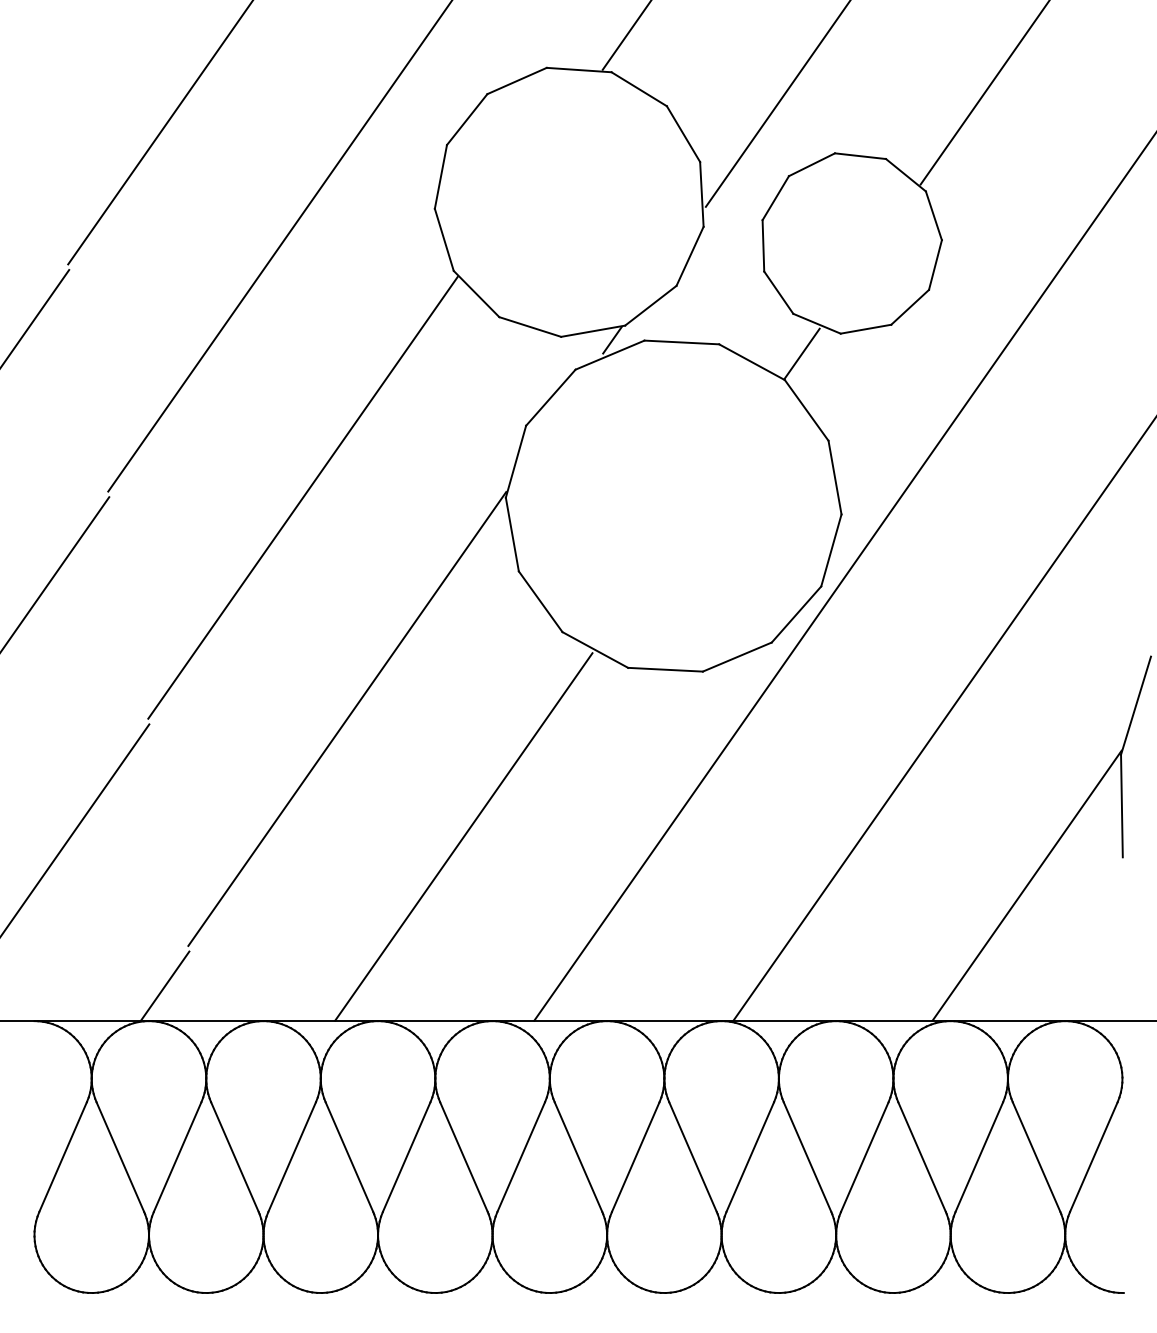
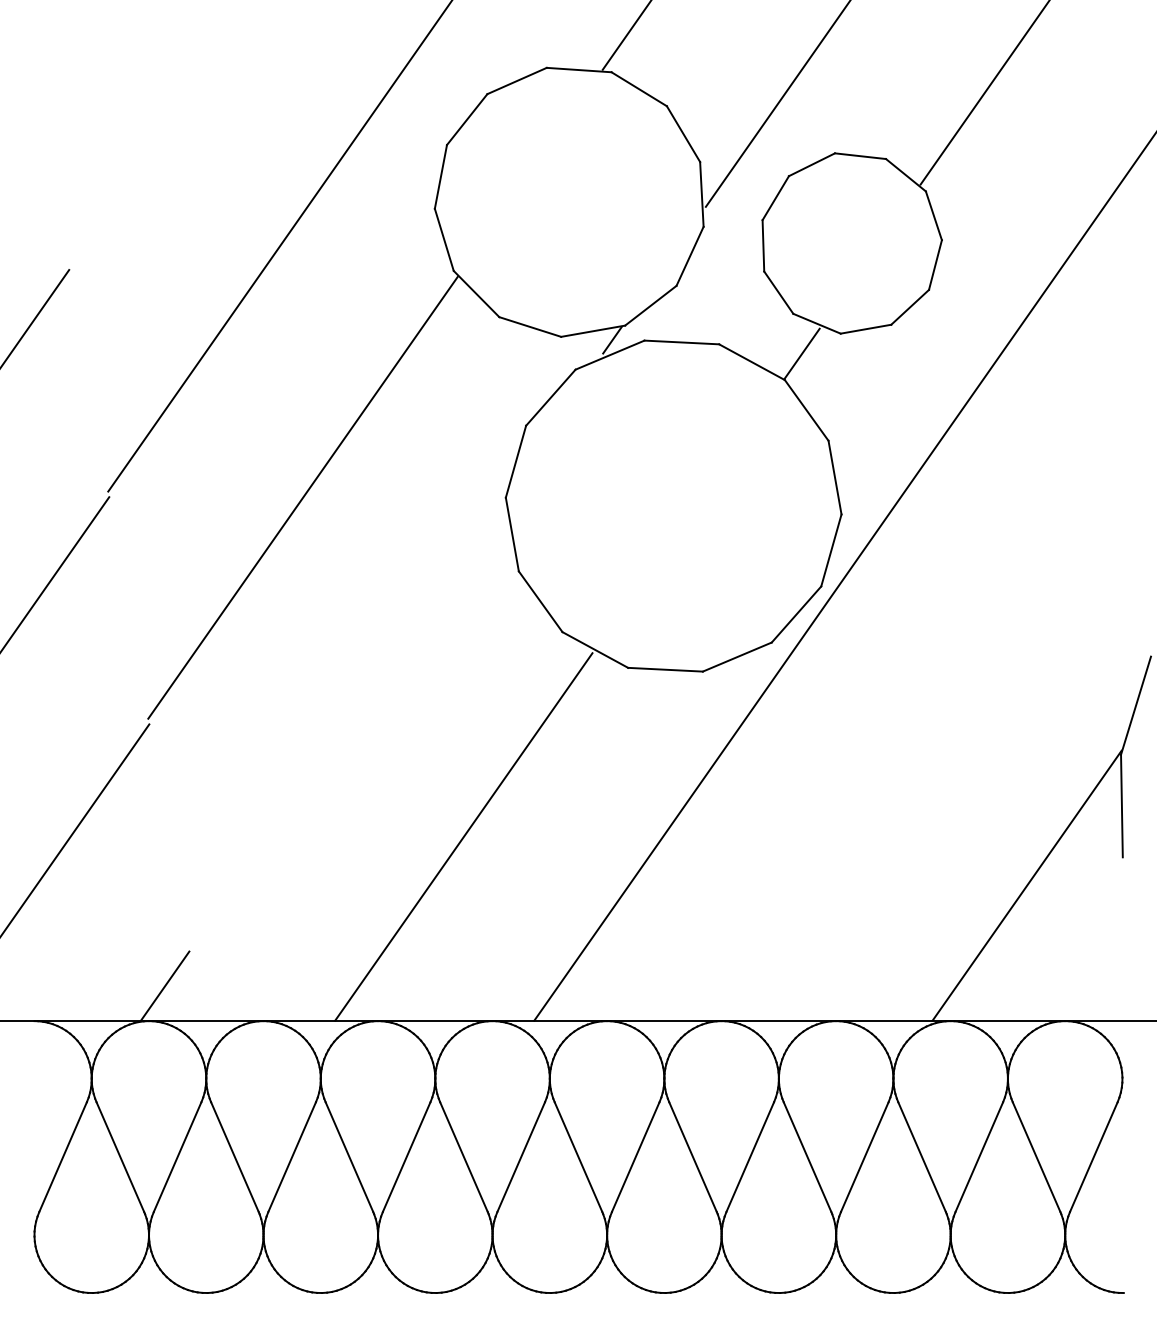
line: present -> none (159, 133)
line: present -> none (347, 718)
line: present -> none (943, 720)
